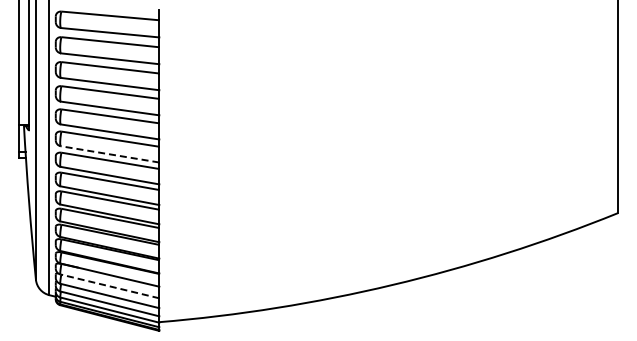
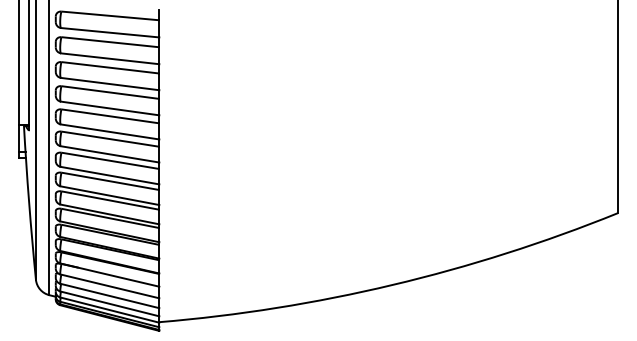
line: dashed -> solid (110, 154)
line: dashed -> solid (109, 286)
